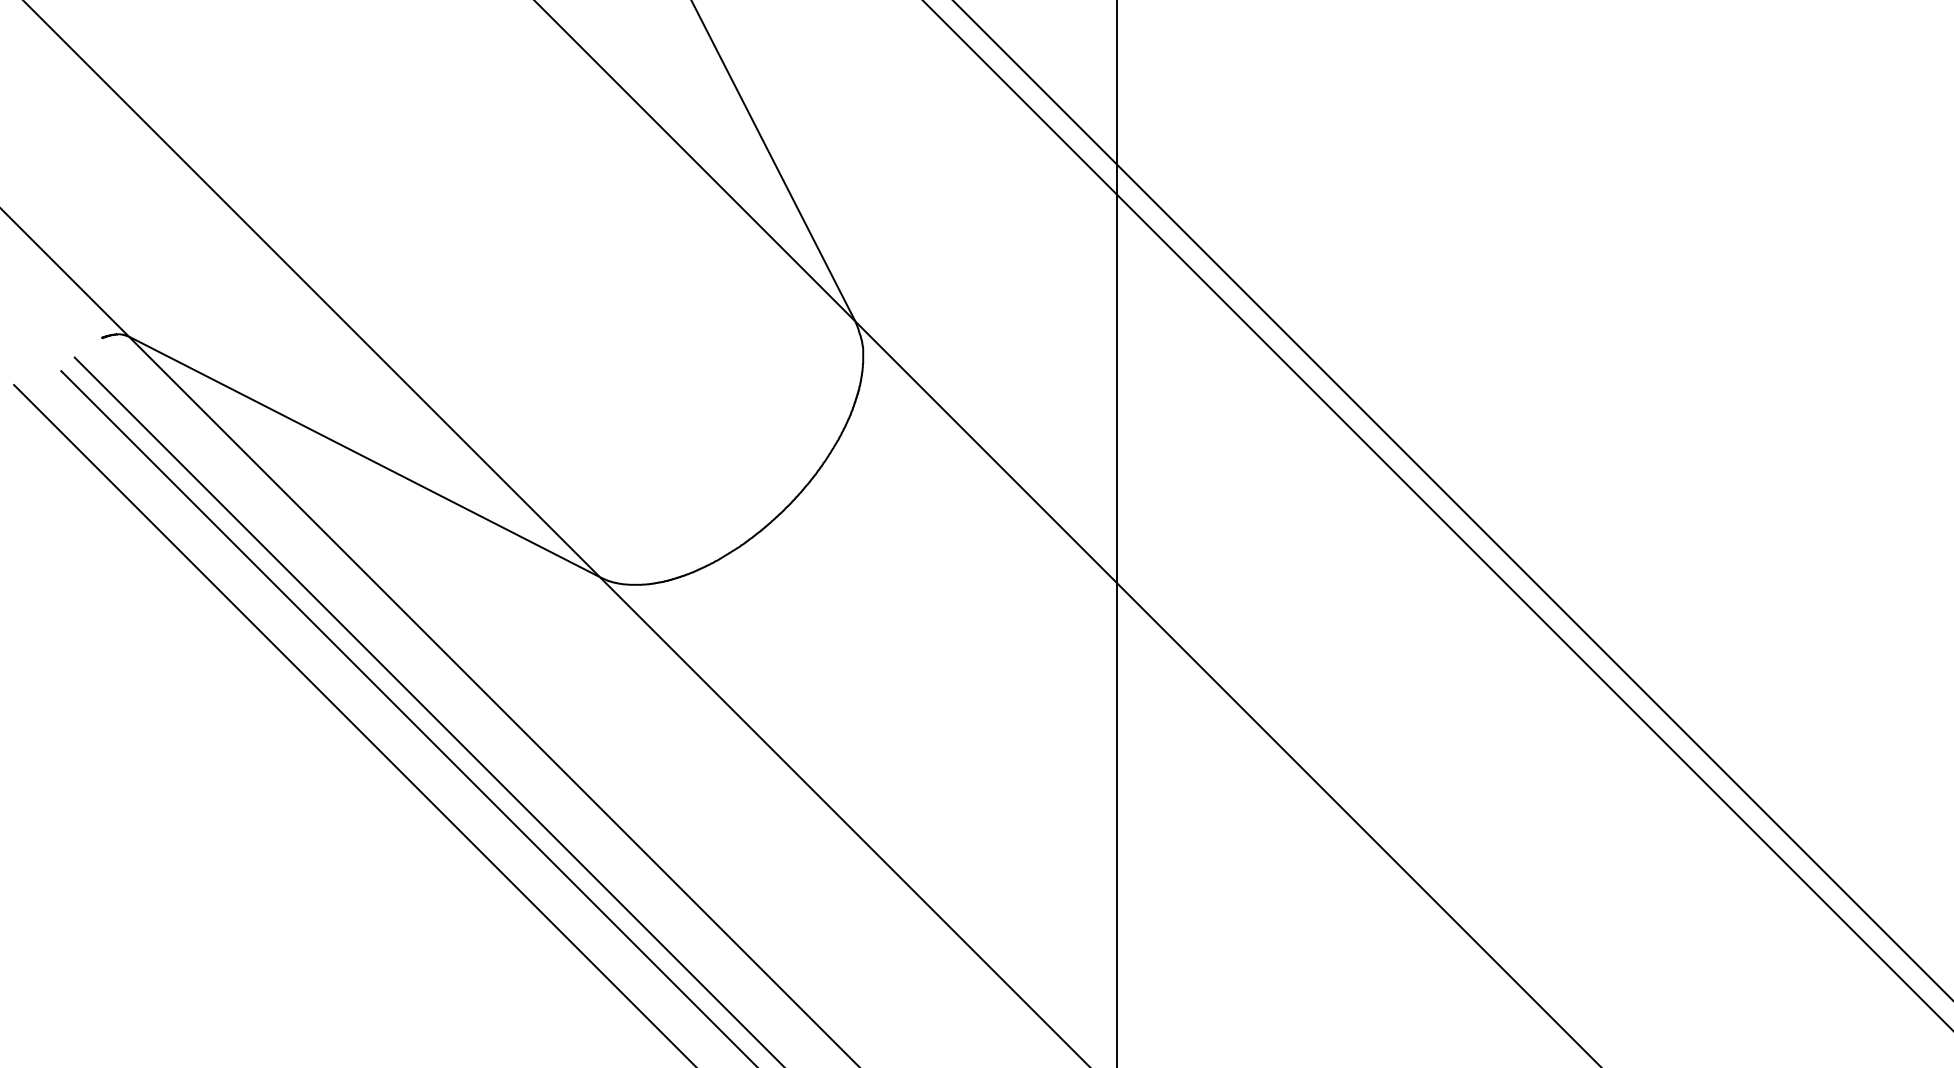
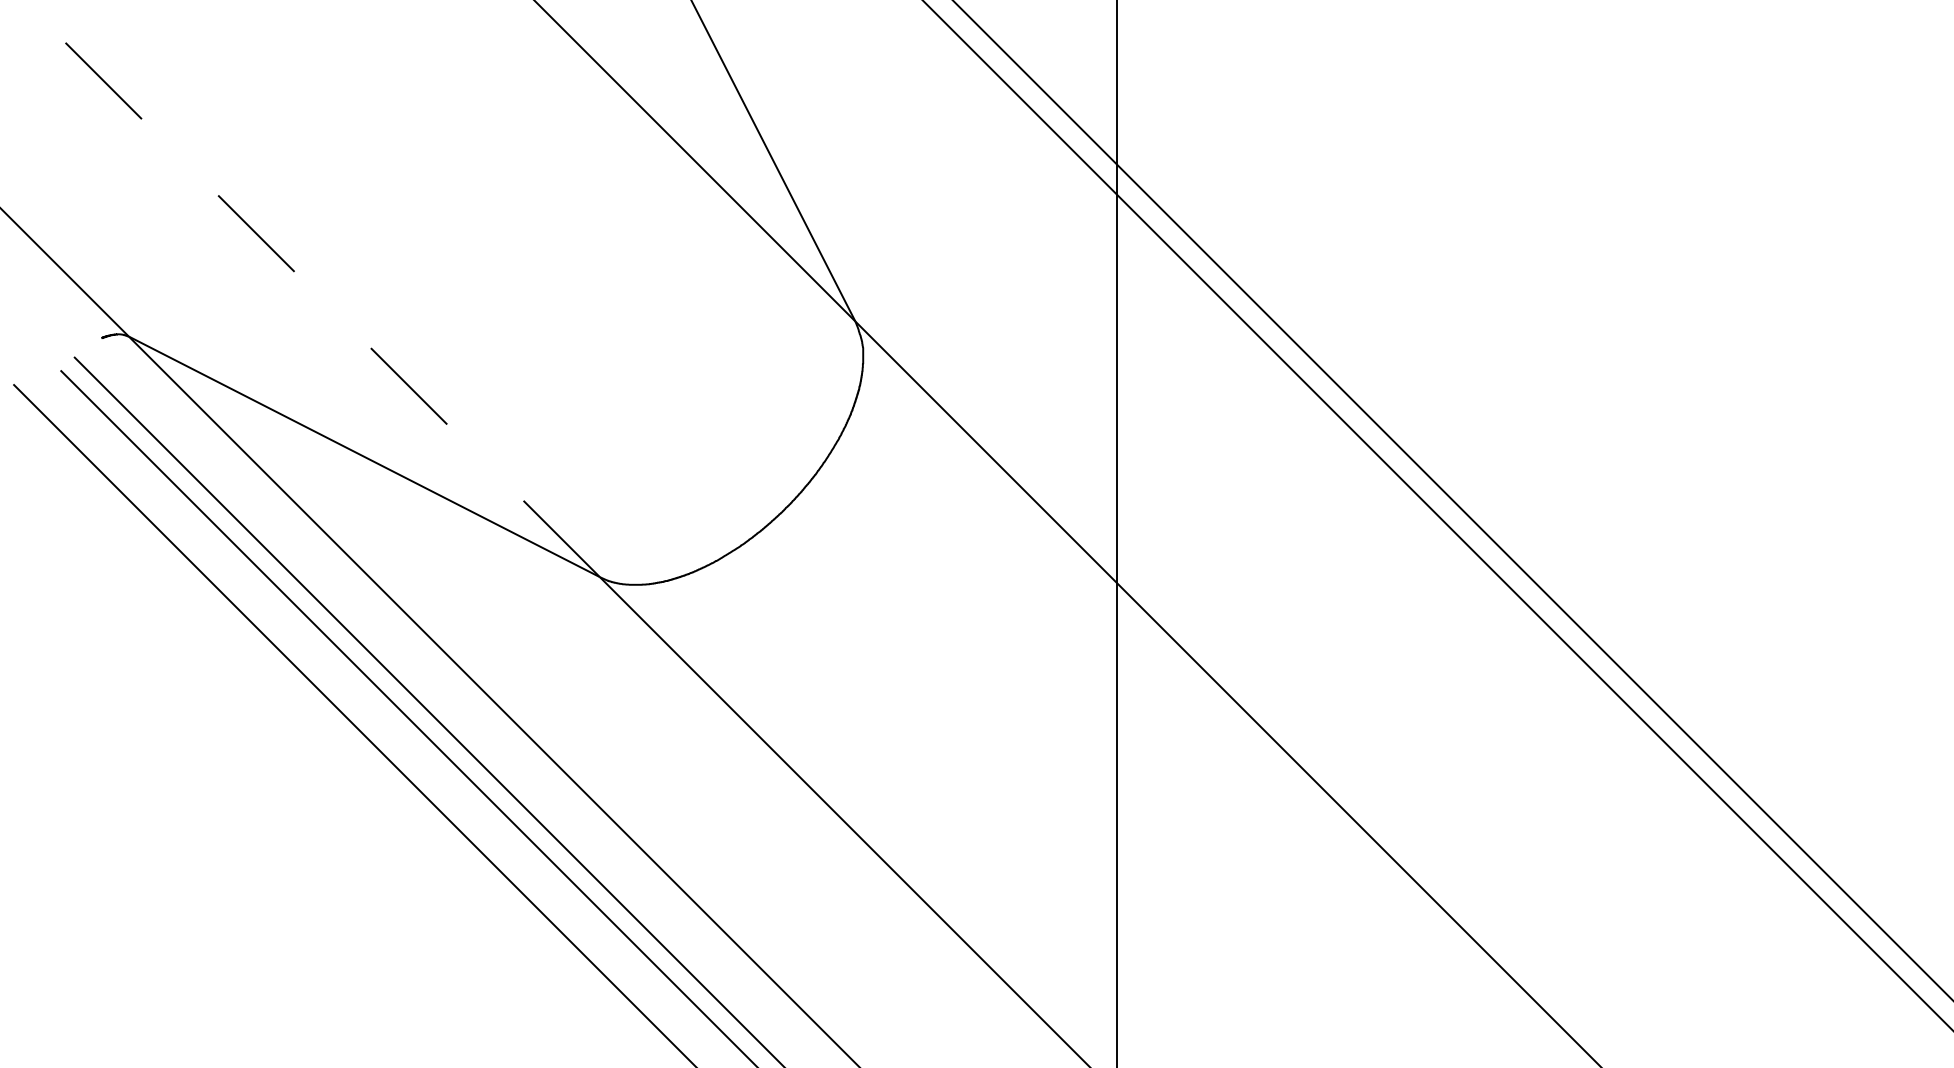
line: solid -> dashed (311, 288)
